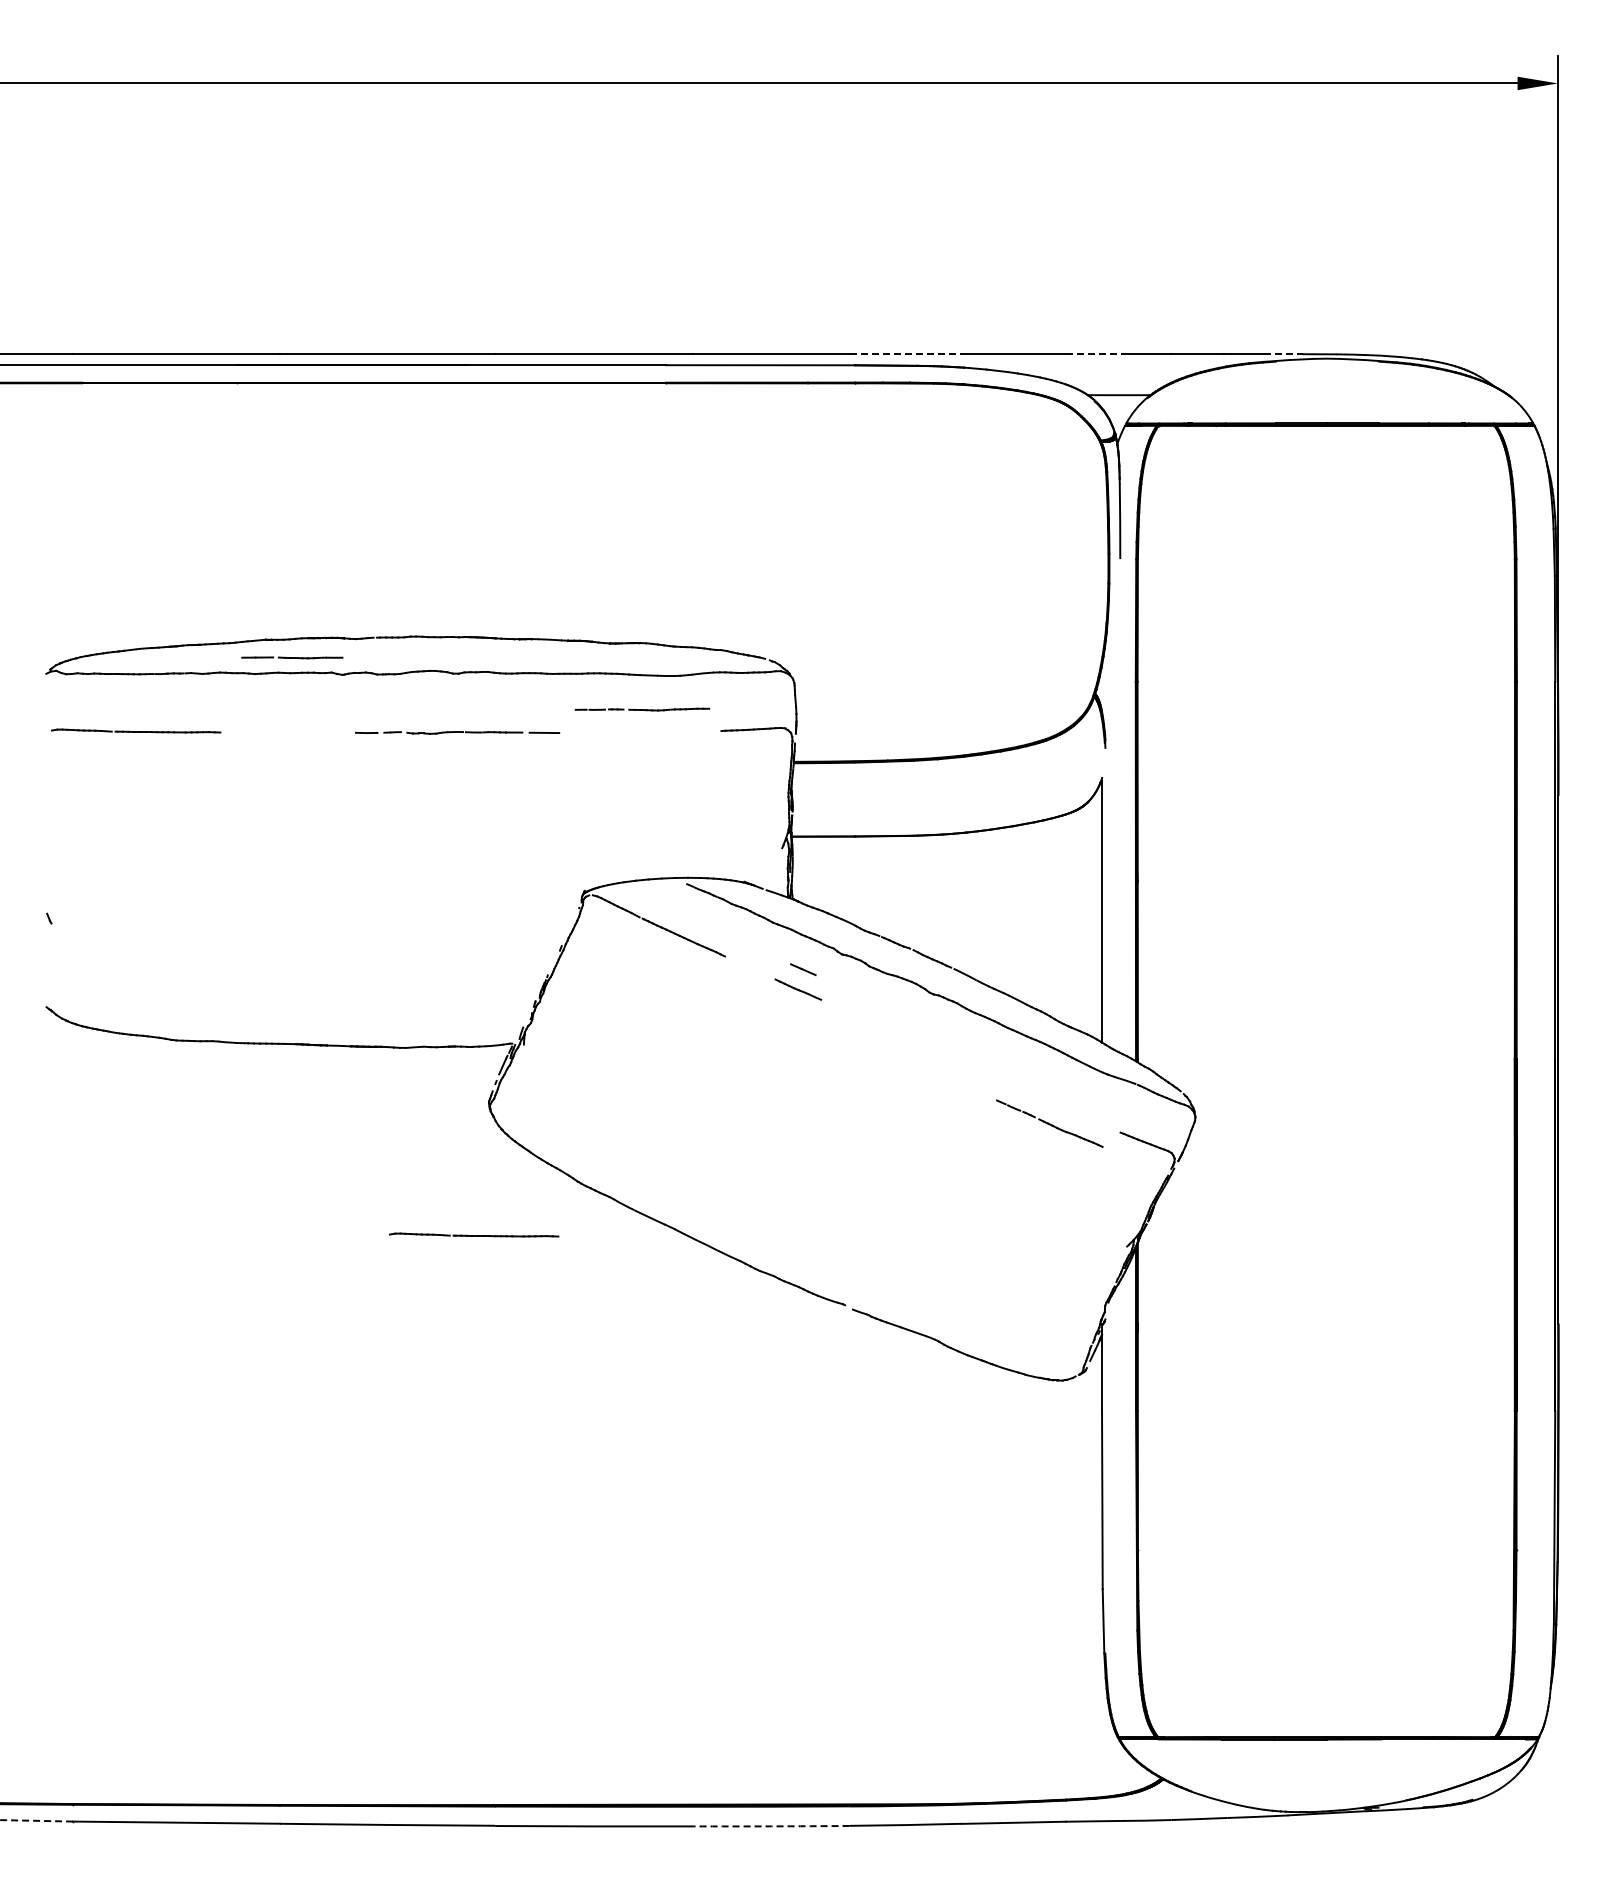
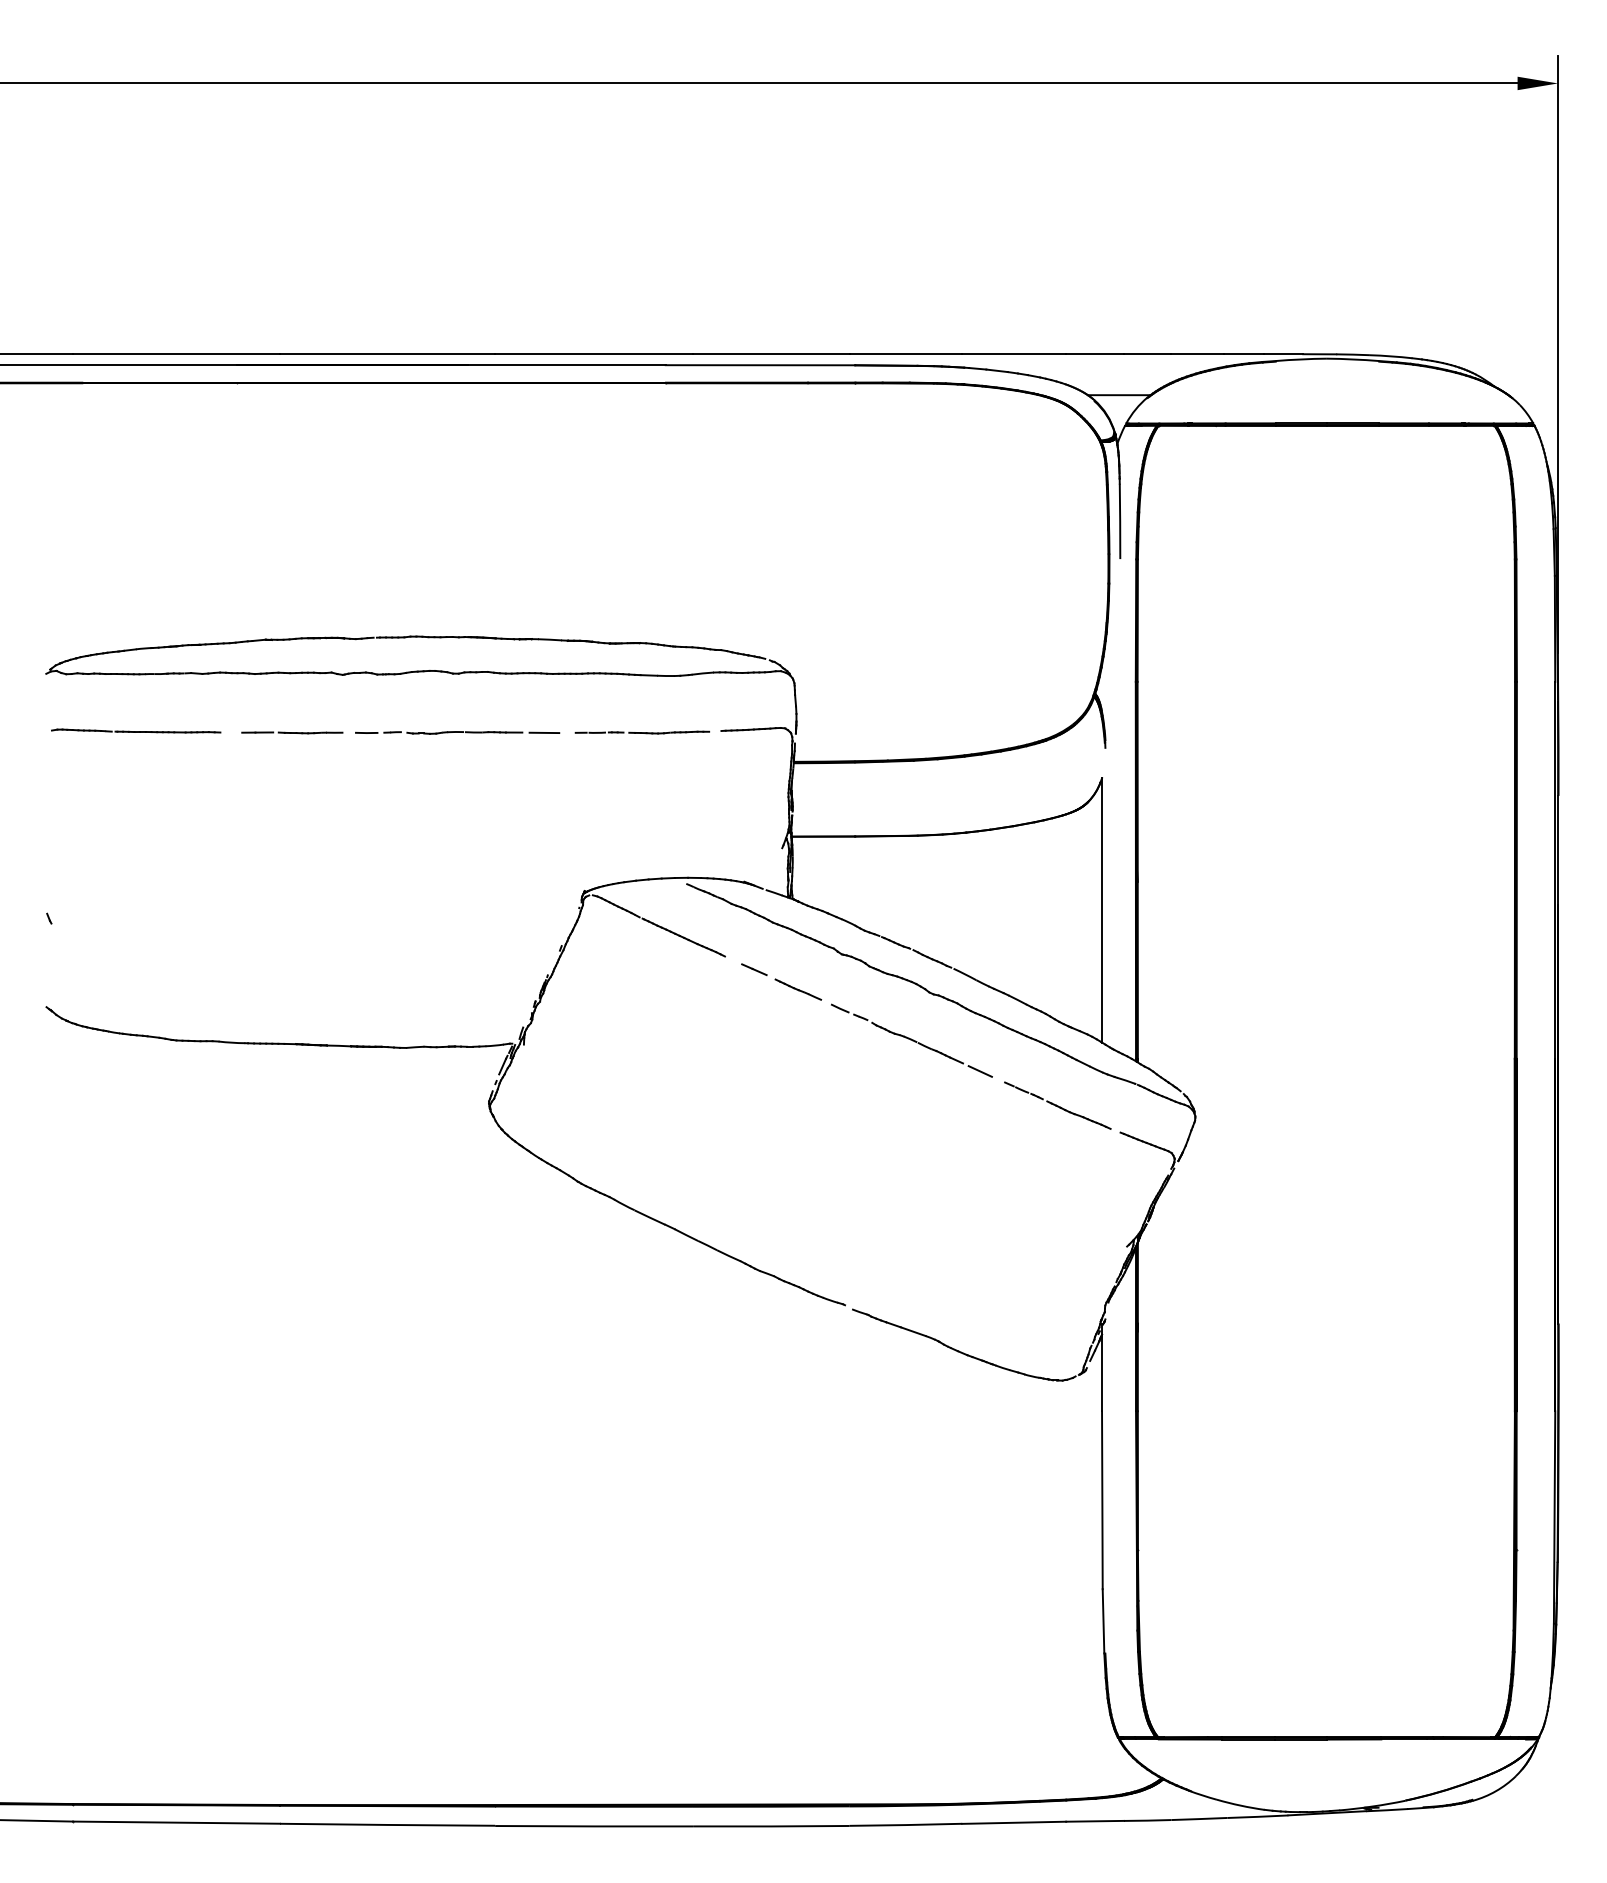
line: dashed -> solid (906, 354)
line: dashed -> solid (1094, 354)
line: dashed -> solid (1283, 354)
line position: (292, 657) -> (292, 732) (292, 732)
part position: (642, 709) -> (642, 732) (642, 732)
line position: (803, 969) -> (754, 969) (754, 969)
part: none -> present (911, 1040)
part position: (1049, 1123) -> (1057, 1105) (1057, 1105)
line: present -> none (474, 1235)
line: dashed -> solid (36, 1820)
arc: dashed -> solid (771, 1826)
